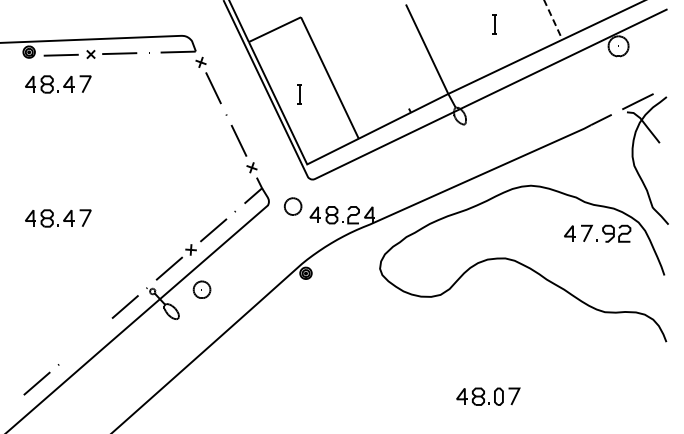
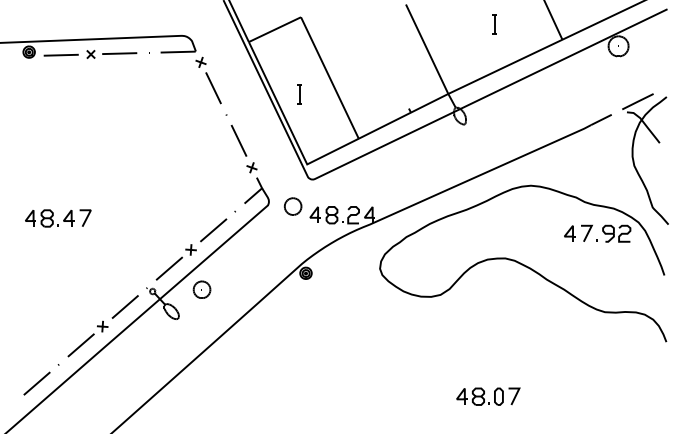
line: dashed -> solid (553, 19)
part: present -> none (58, 84)
part: none -> present (87, 338)
